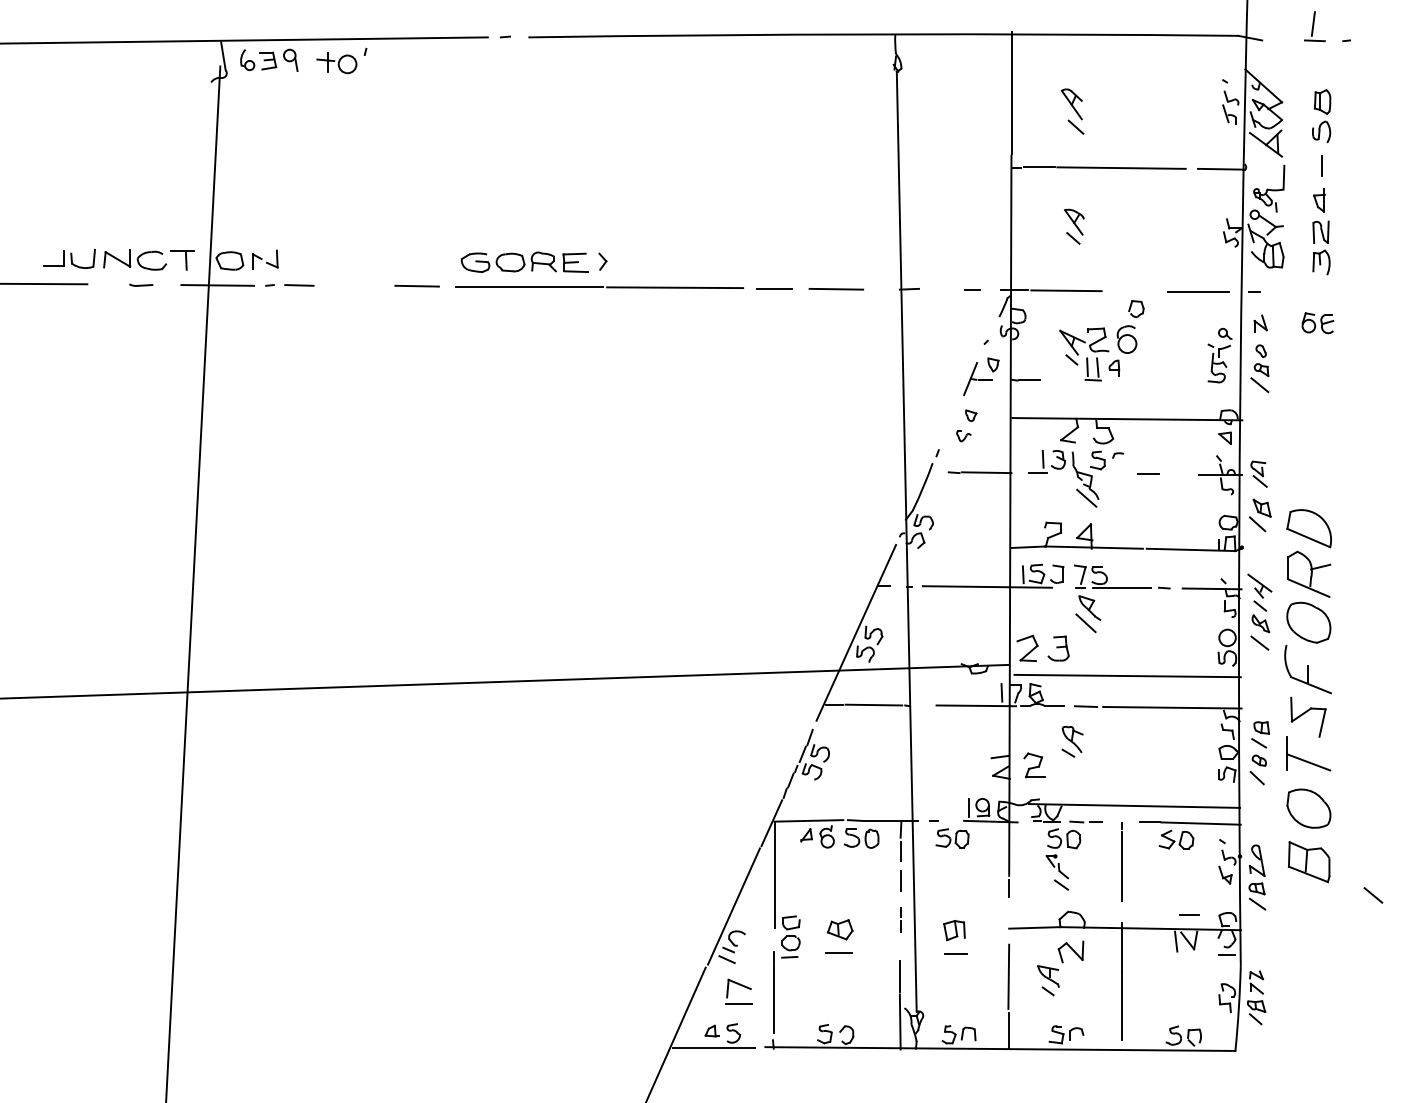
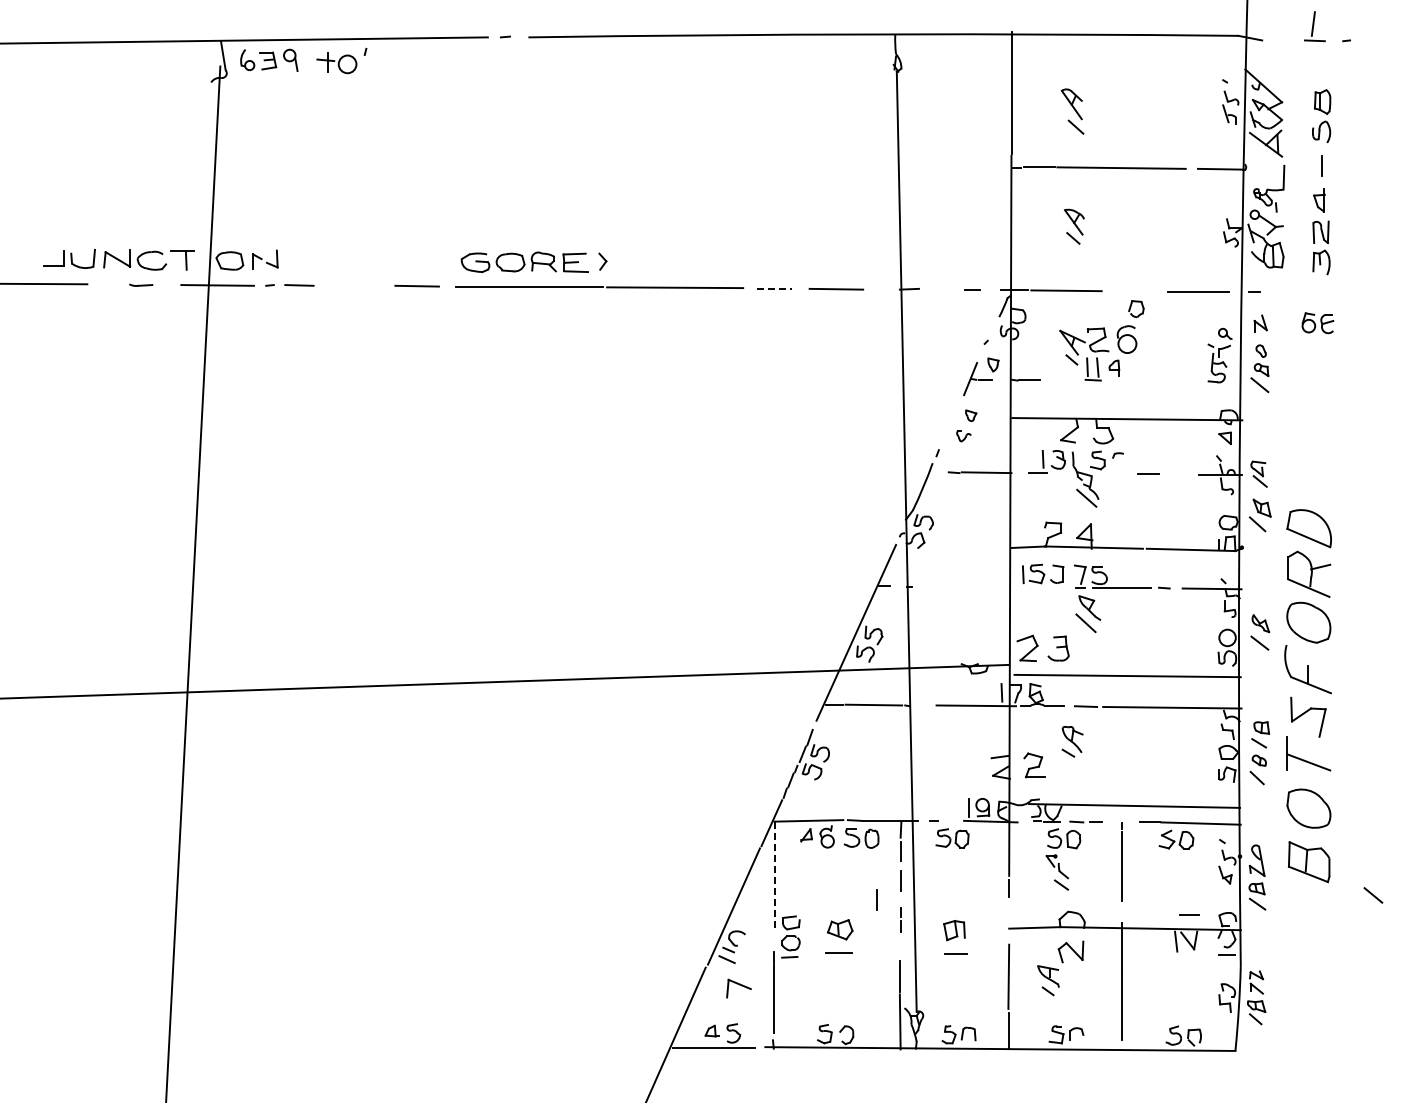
line: solid -> dashed (774, 288)
line: present -> none (986, 586)
part: present -> none (1259, 592)
line: solid -> dashed (774, 875)
line: none -> present (876, 899)
line: present -> none (738, 1003)
